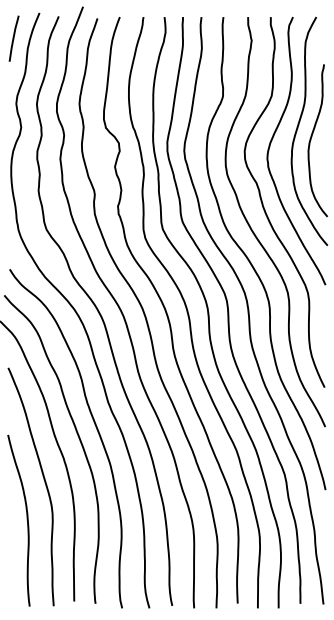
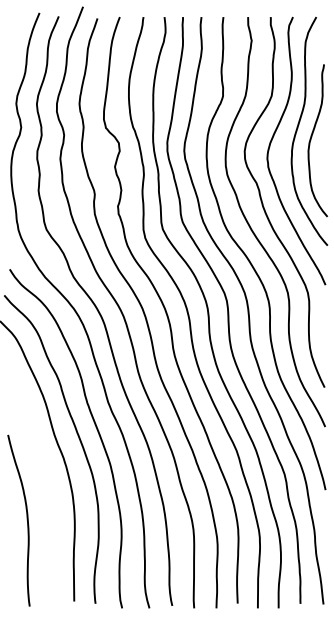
line: present -> none (13, 38)
curve: present -> none (44, 483)
